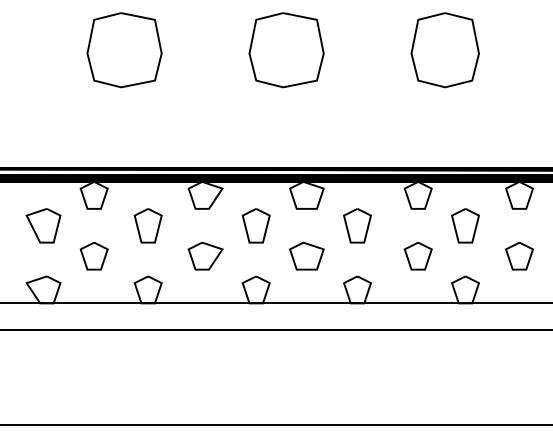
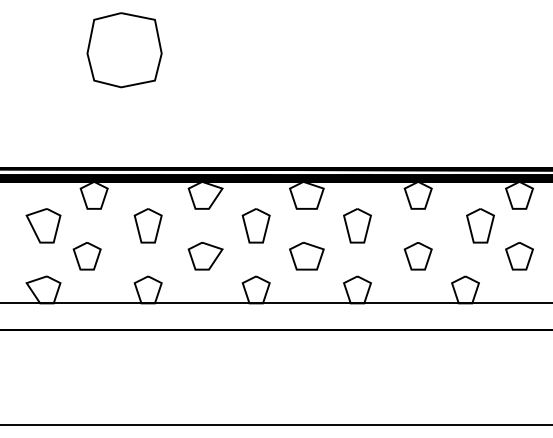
part: present -> none (286, 50)
part: present -> none (444, 50)
part position: (465, 225) -> (480, 225) (480, 225)
part position: (93, 256) -> (86, 256) (86, 256)
